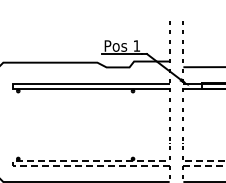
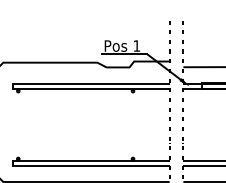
line: dashed -> solid (225, 161)
line: dashed -> solid (12, 163)
